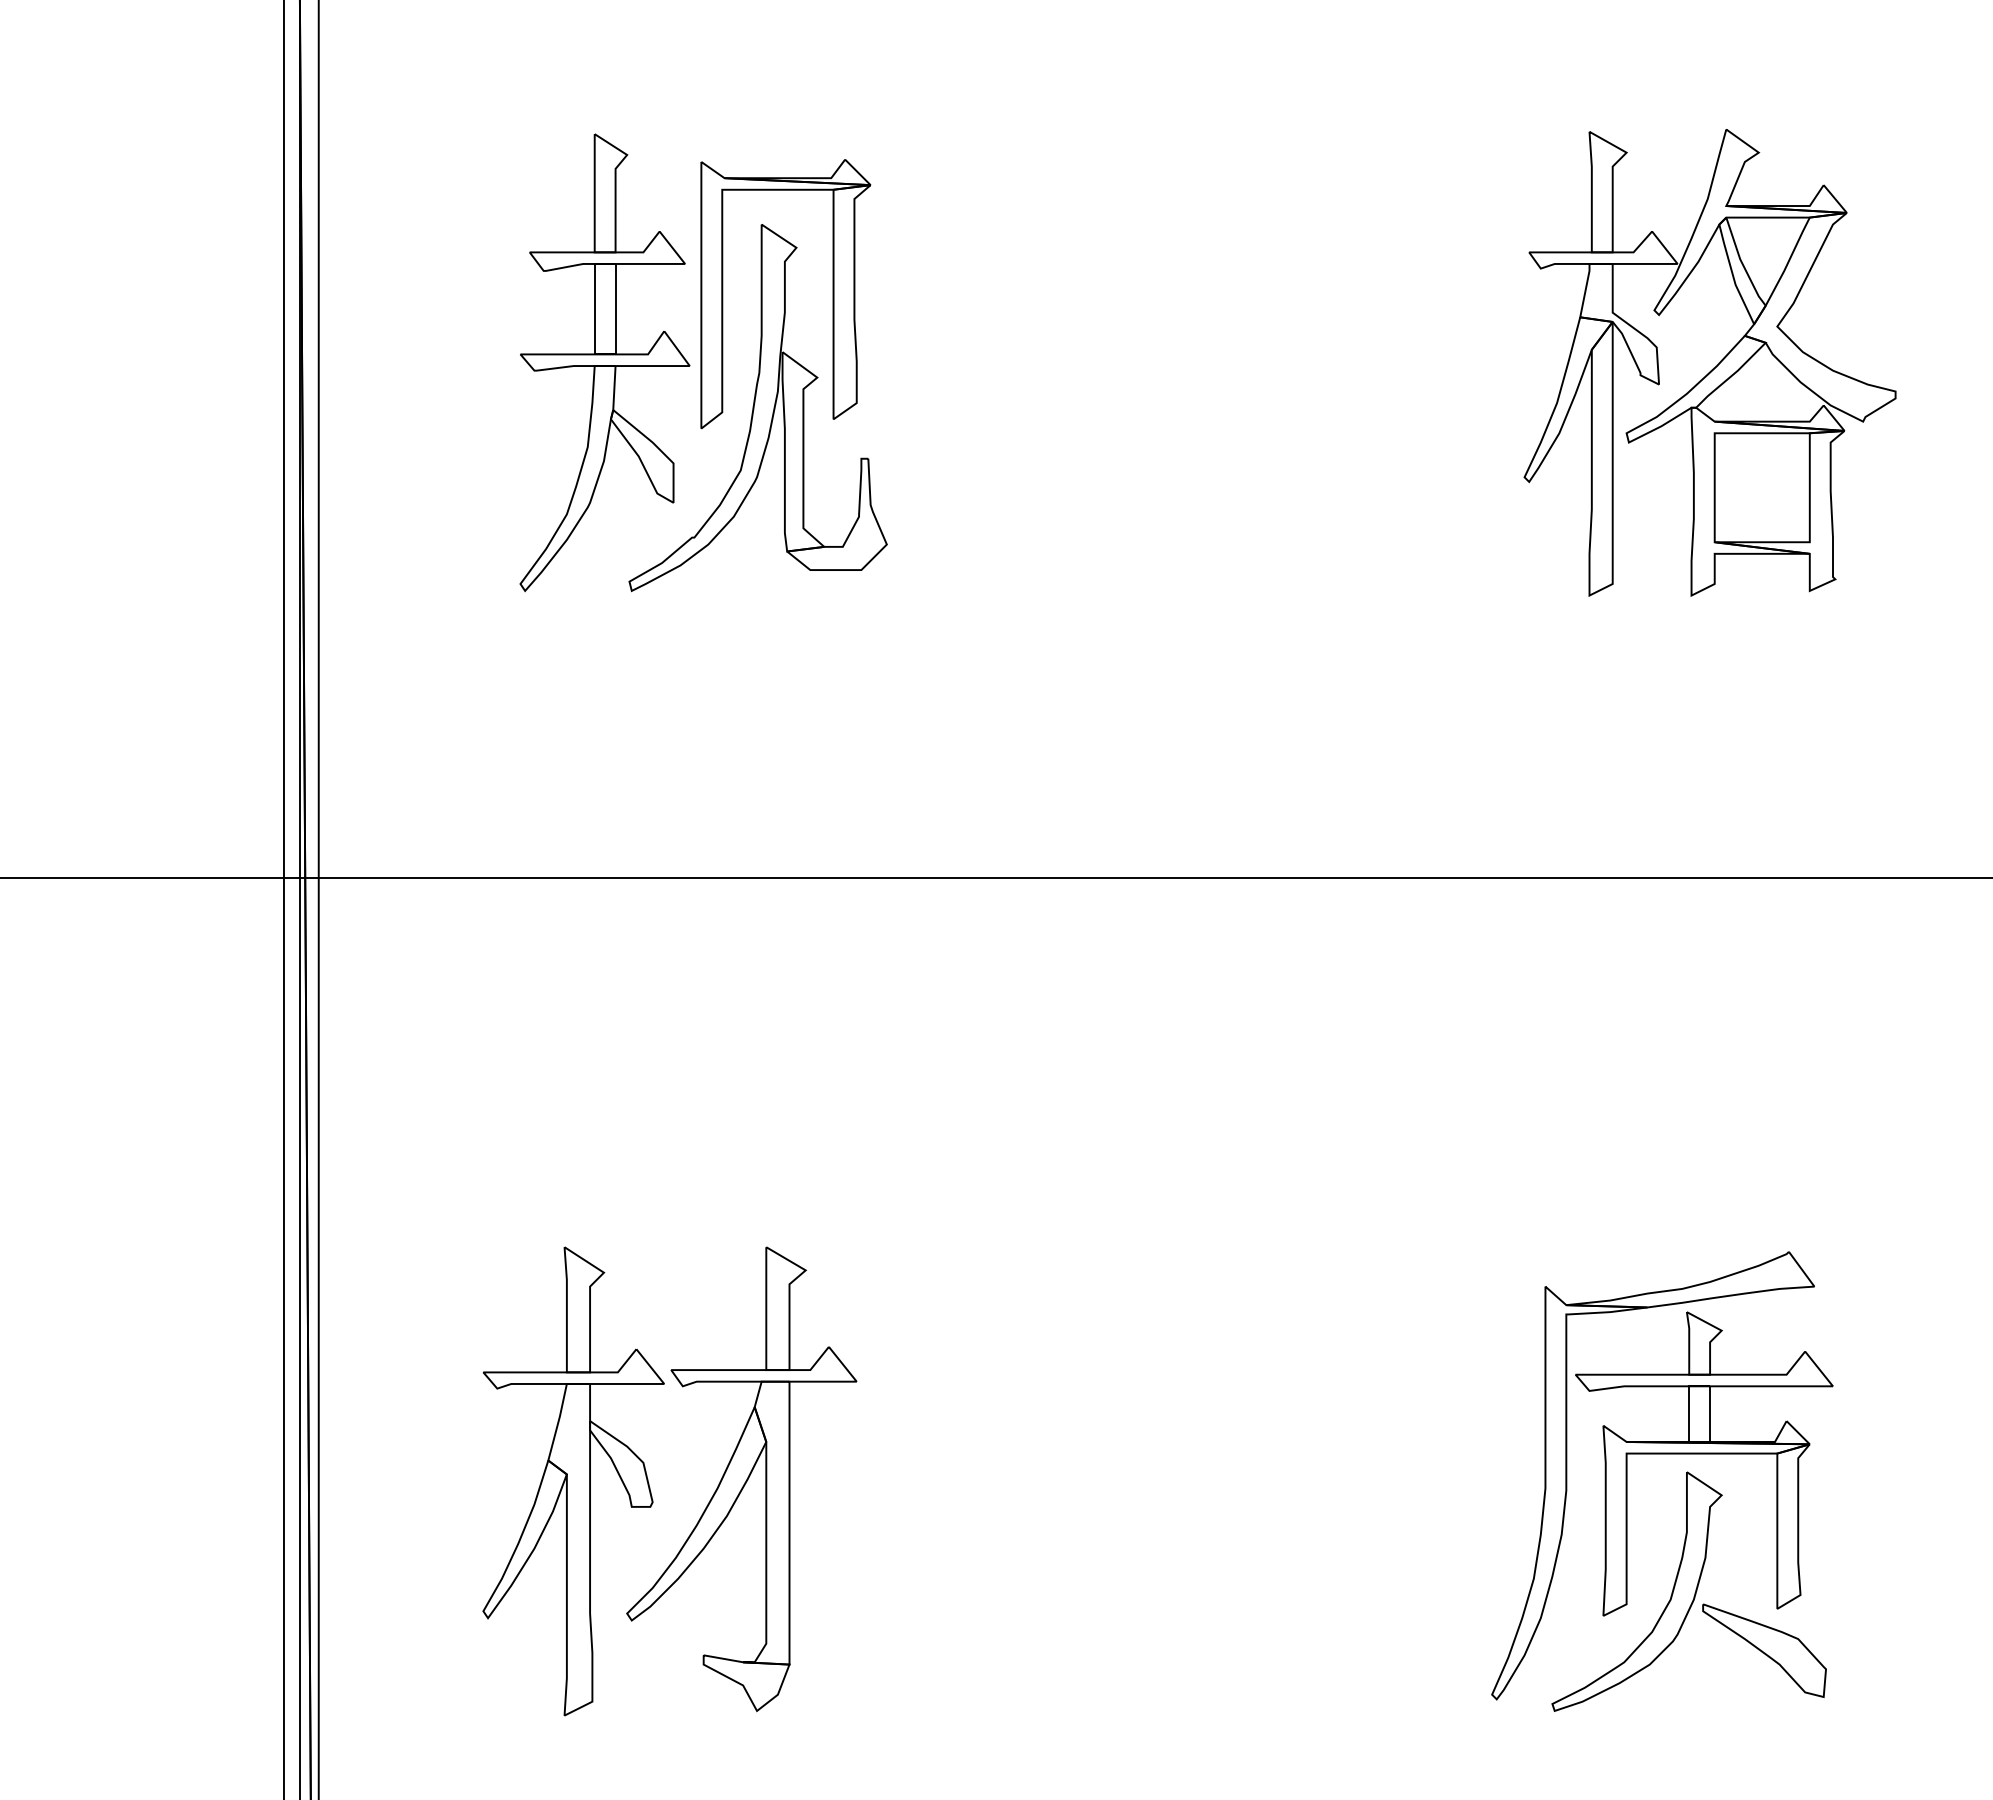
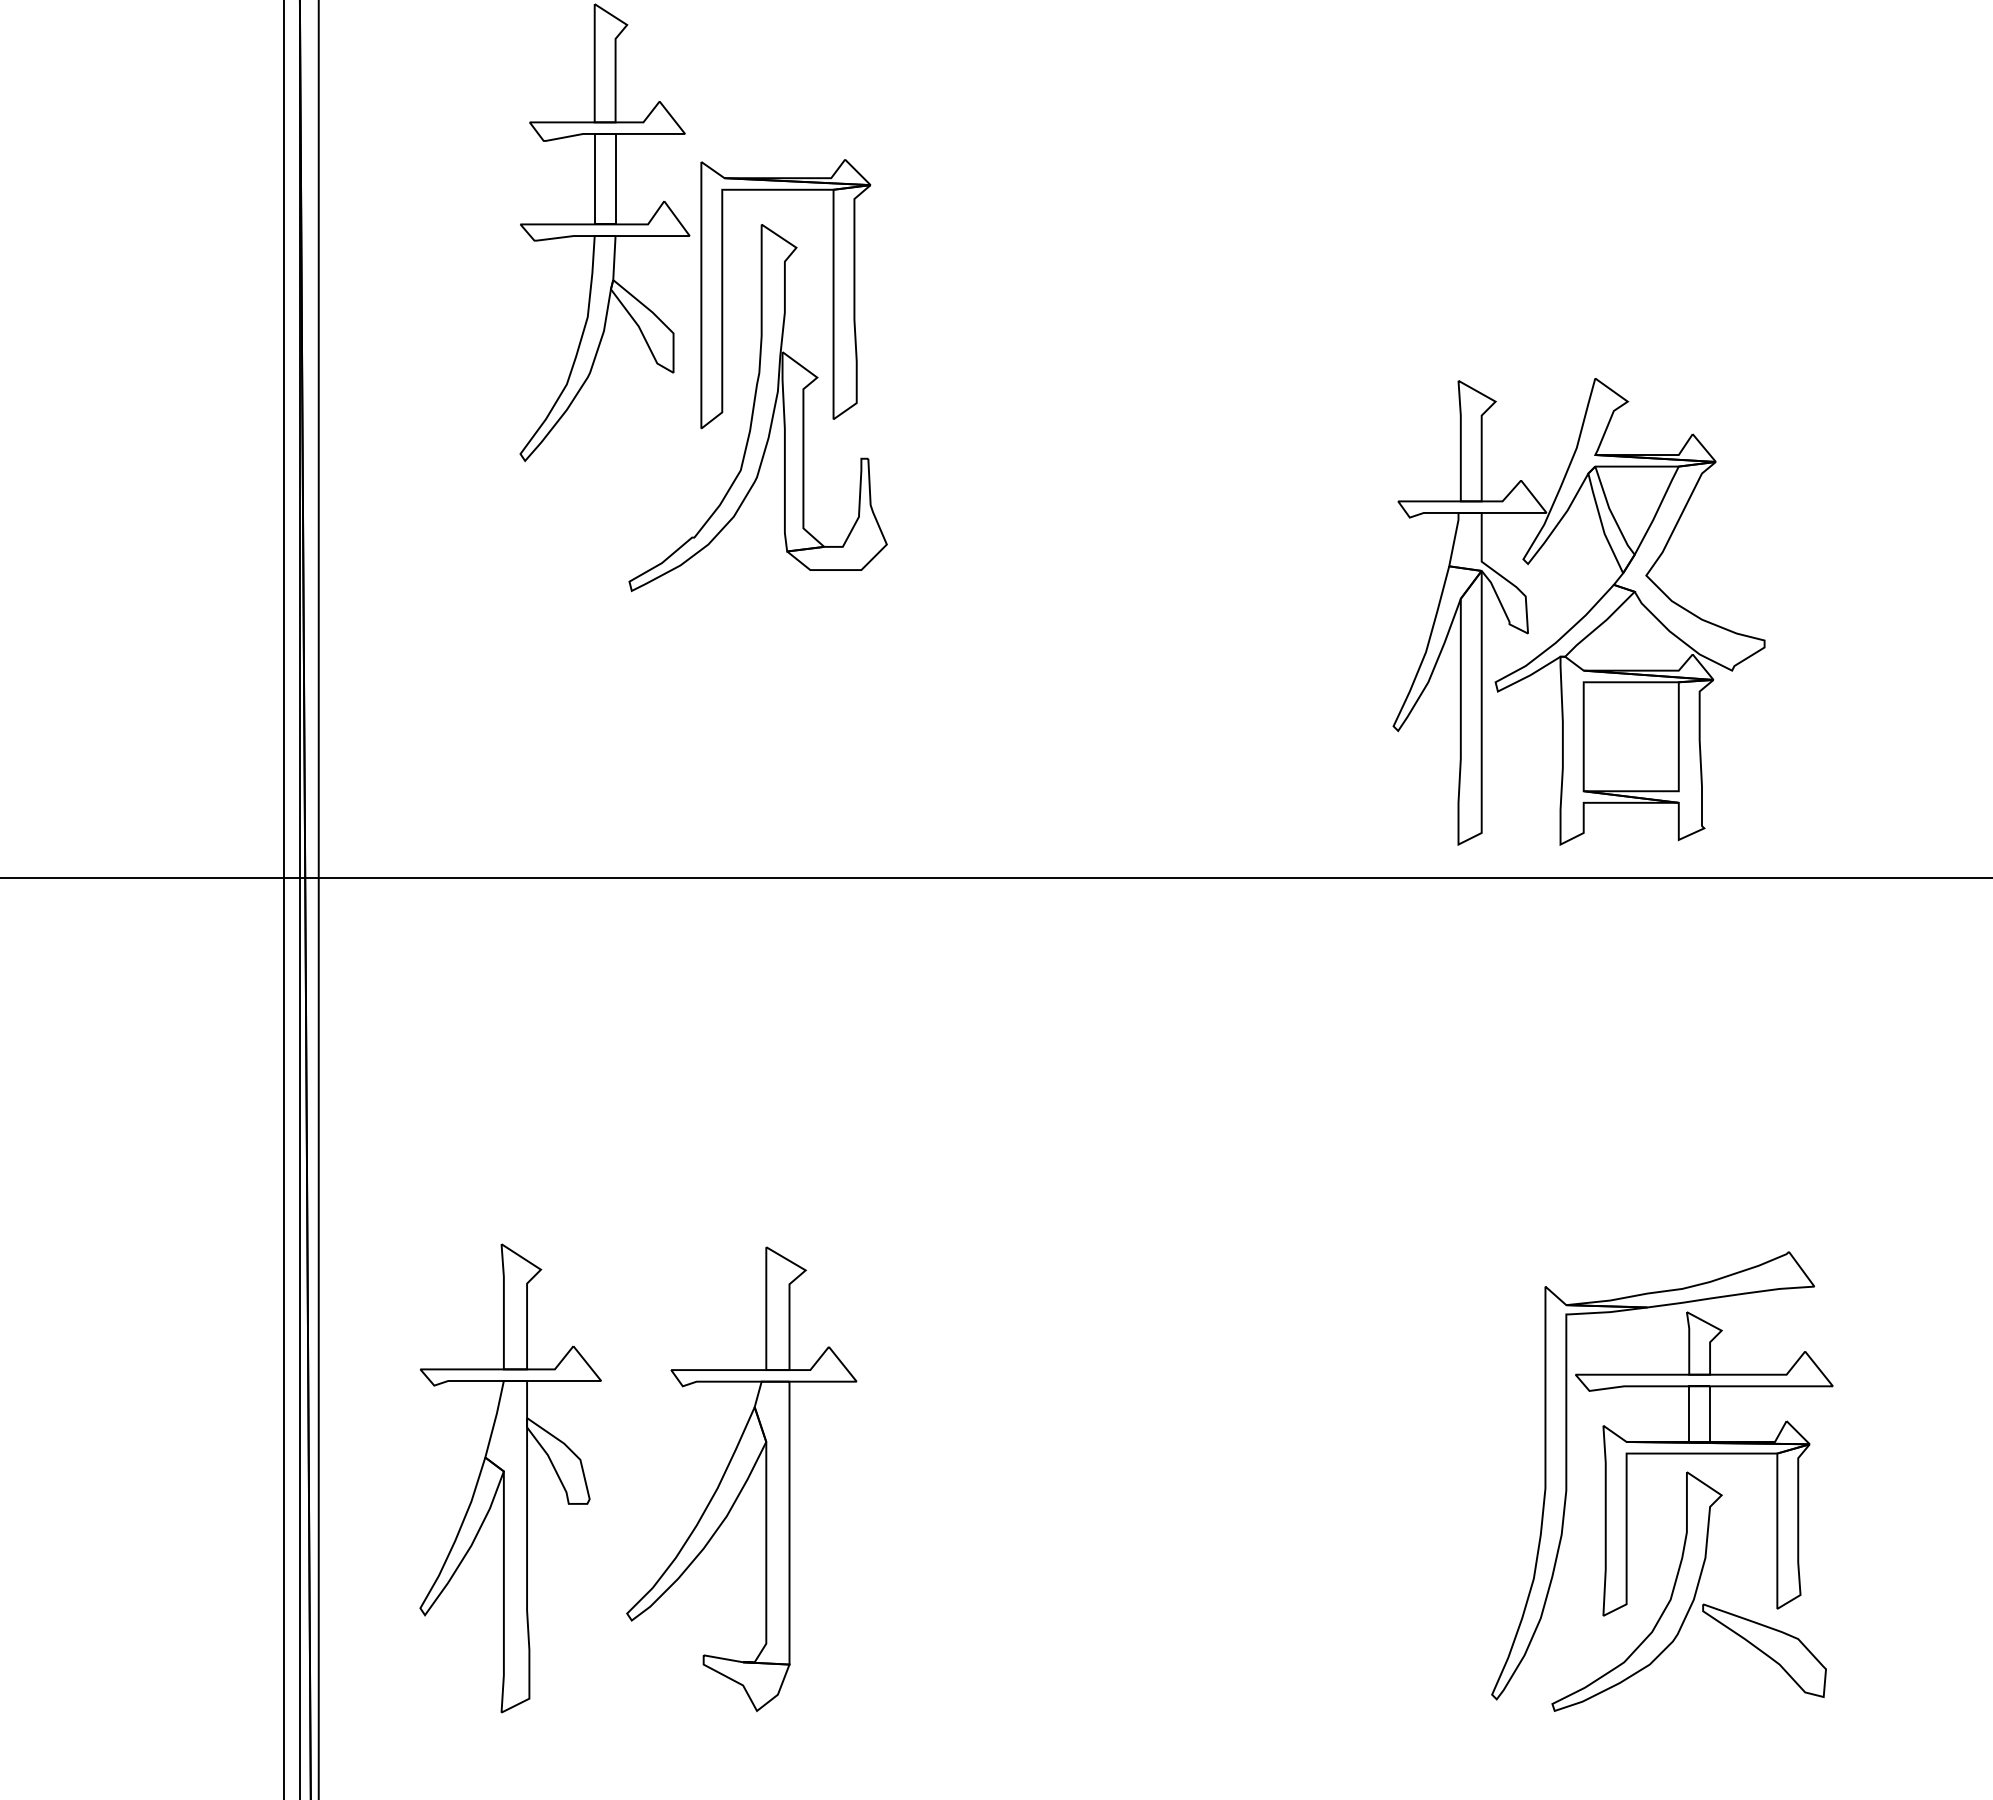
part position: (604, 362) -> (604, 232) (604, 232)
part position: (1713, 367) -> (1582, 616) (1582, 616)
part position: (573, 1481) -> (510, 1478) (510, 1478)
